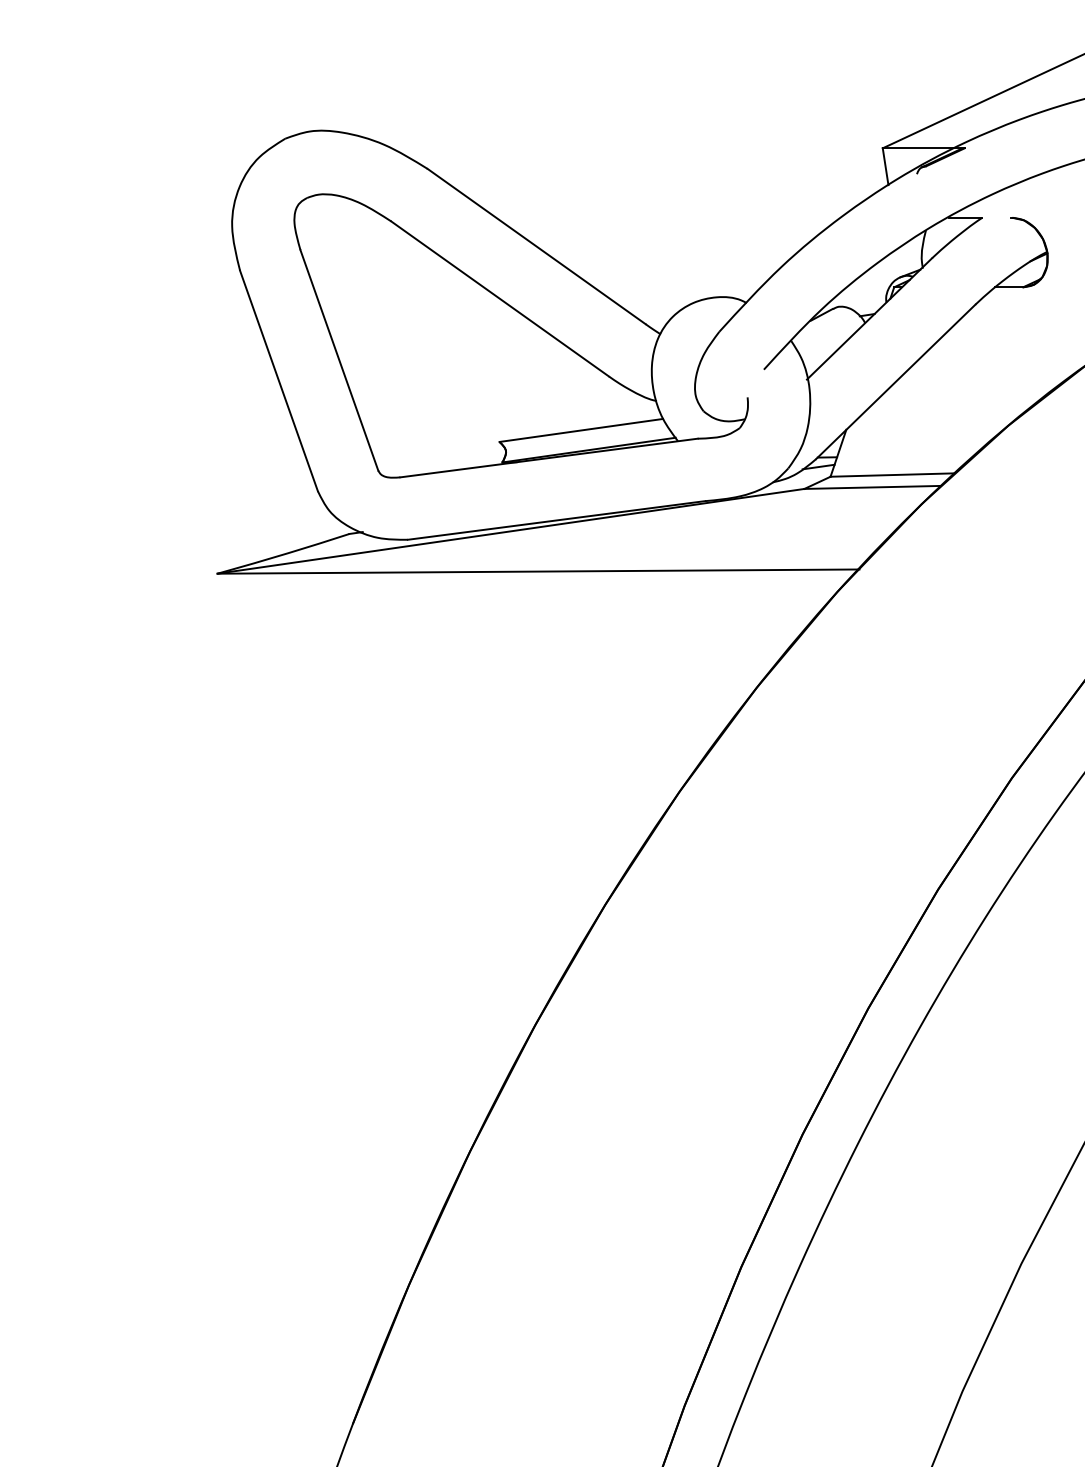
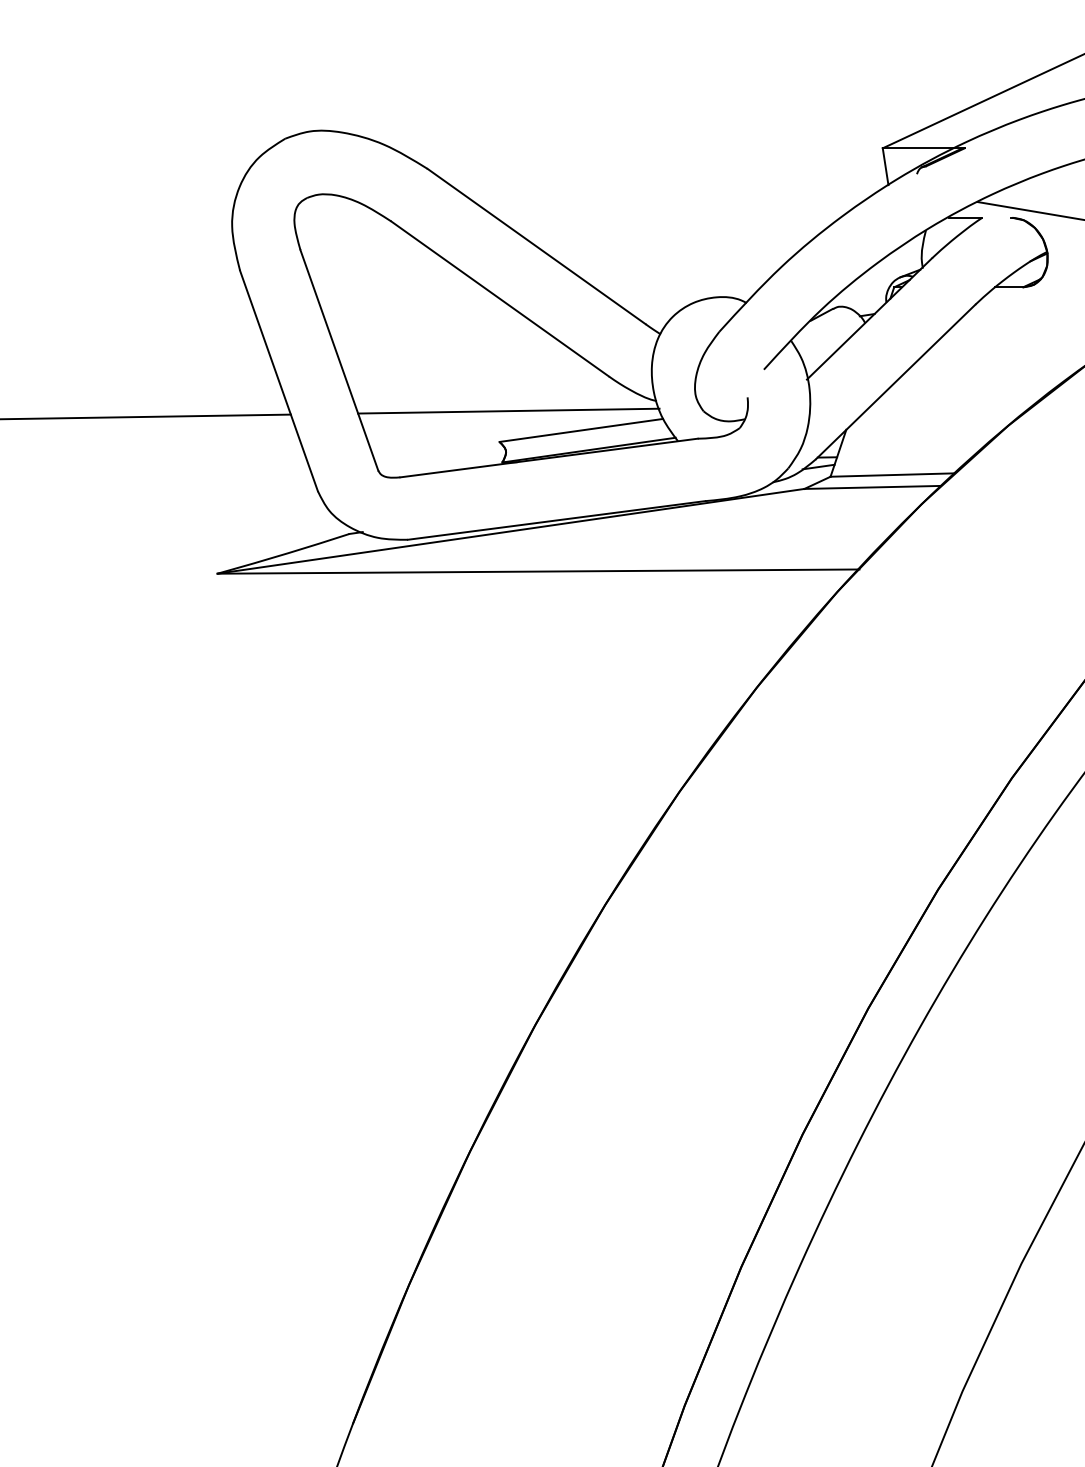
line: none -> present (1029, 210)
line: none -> present (508, 410)
line: none -> present (146, 416)
